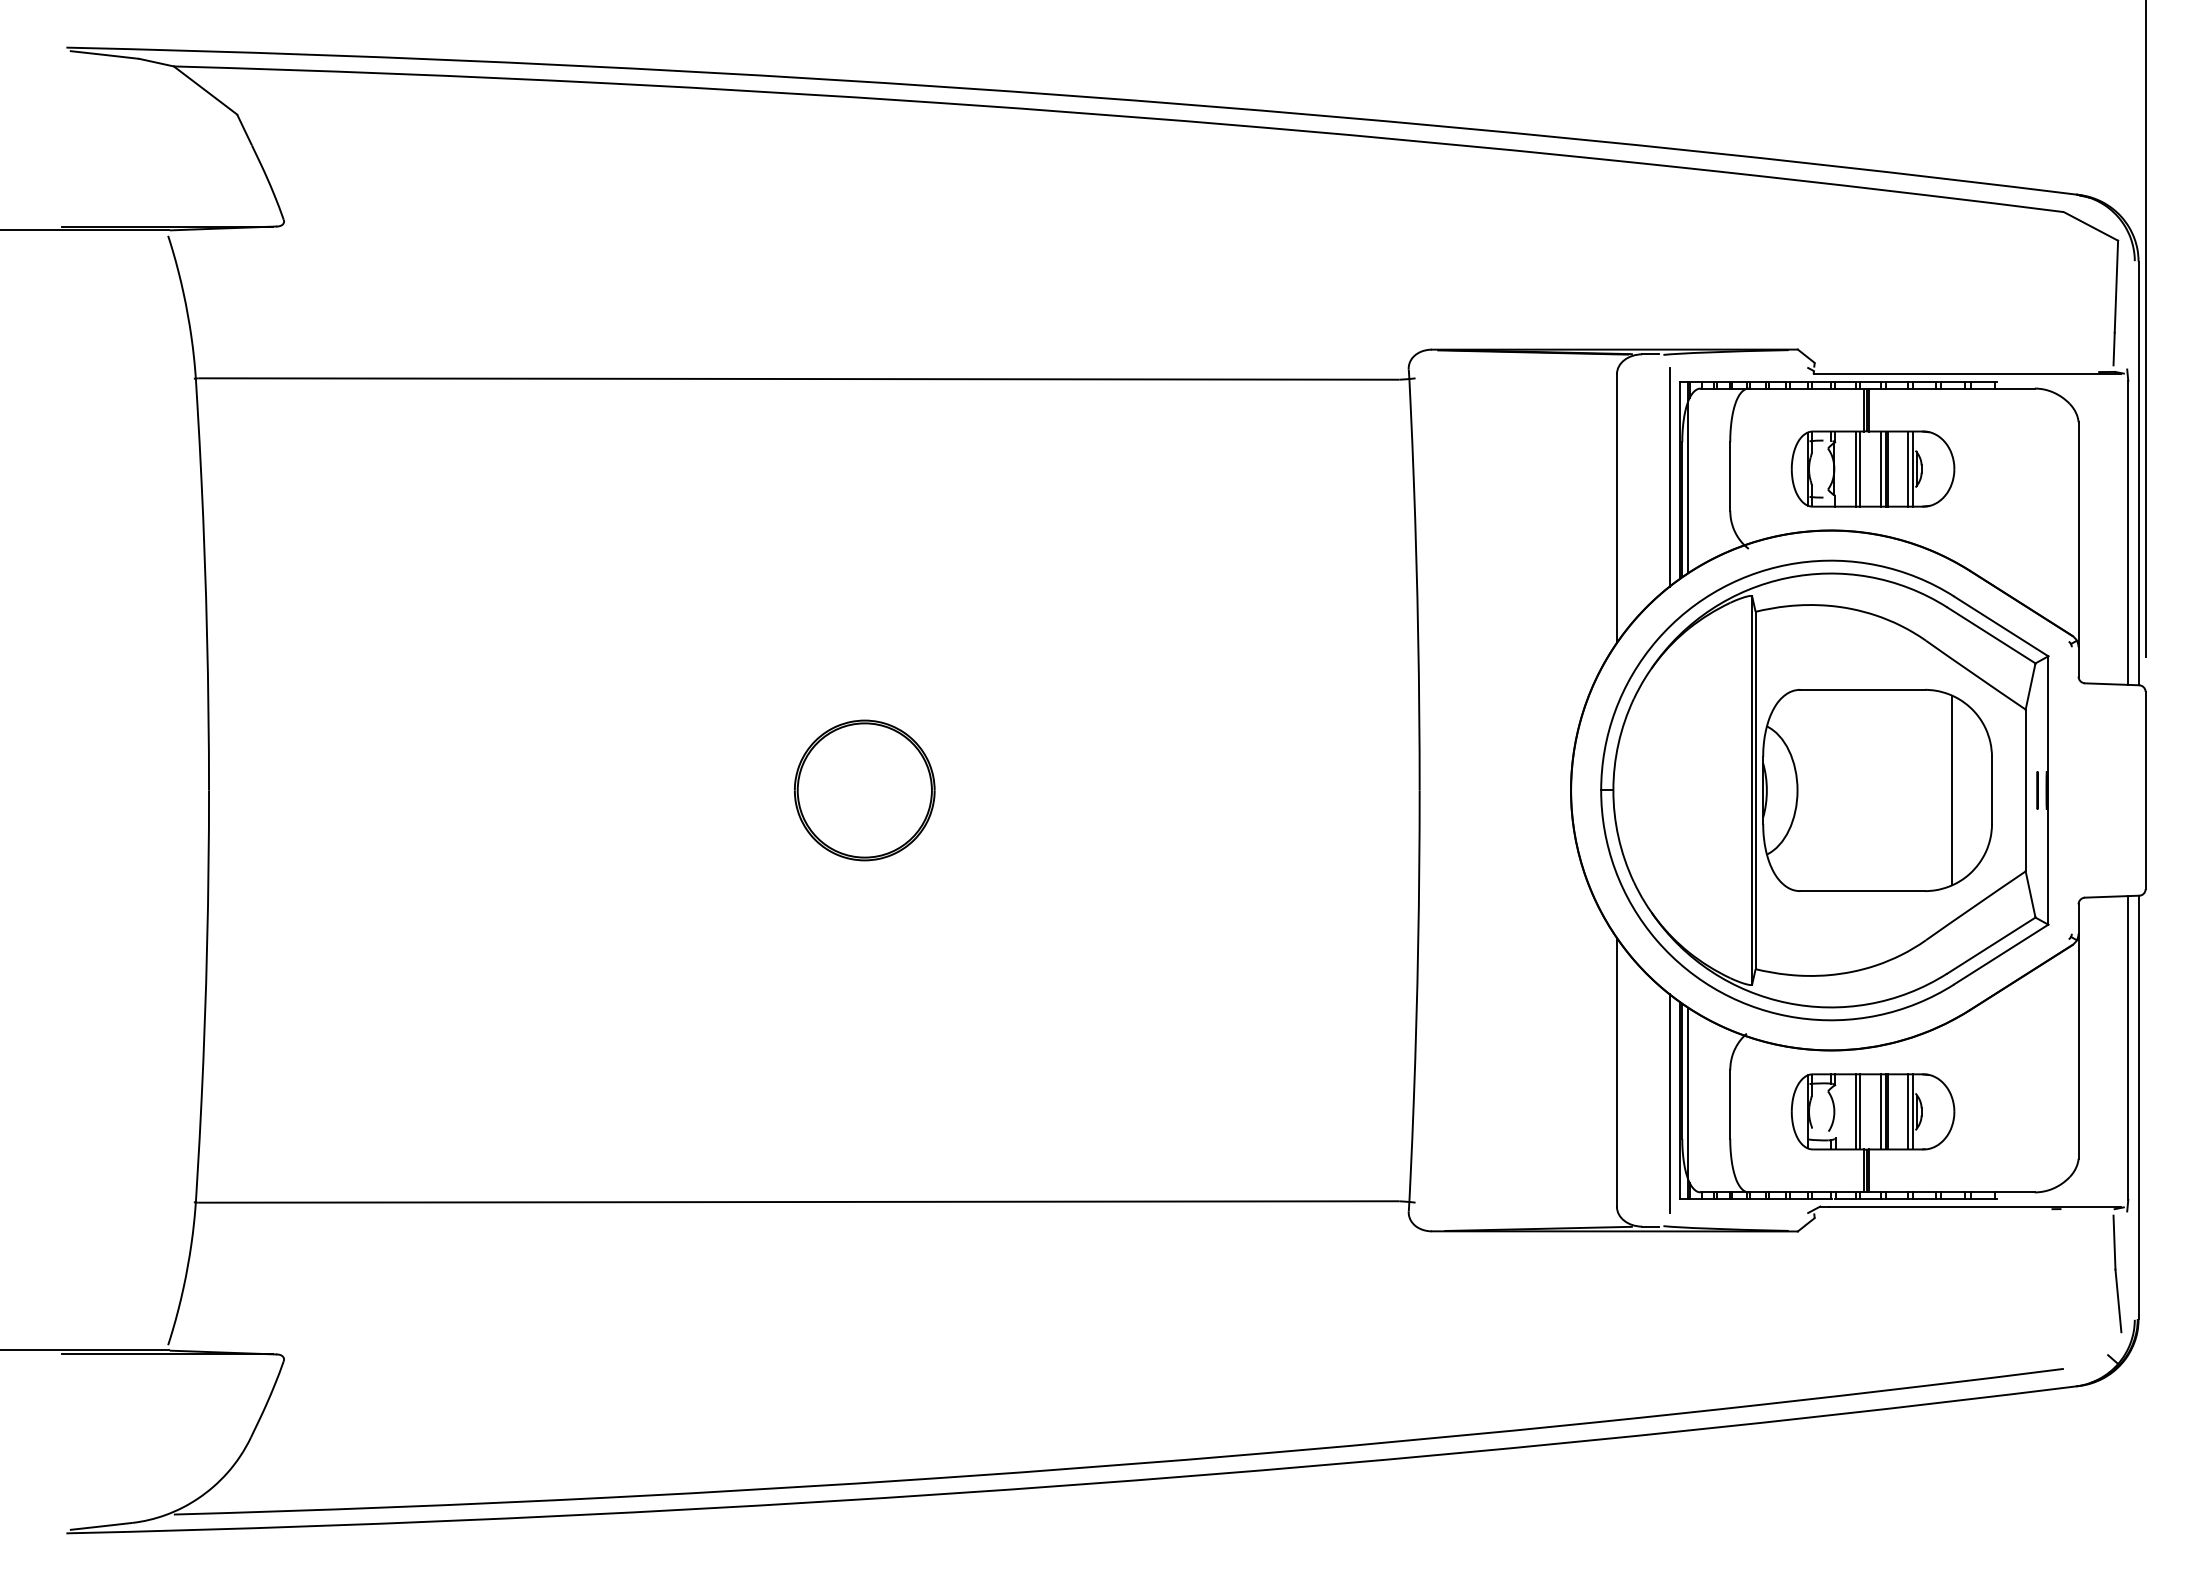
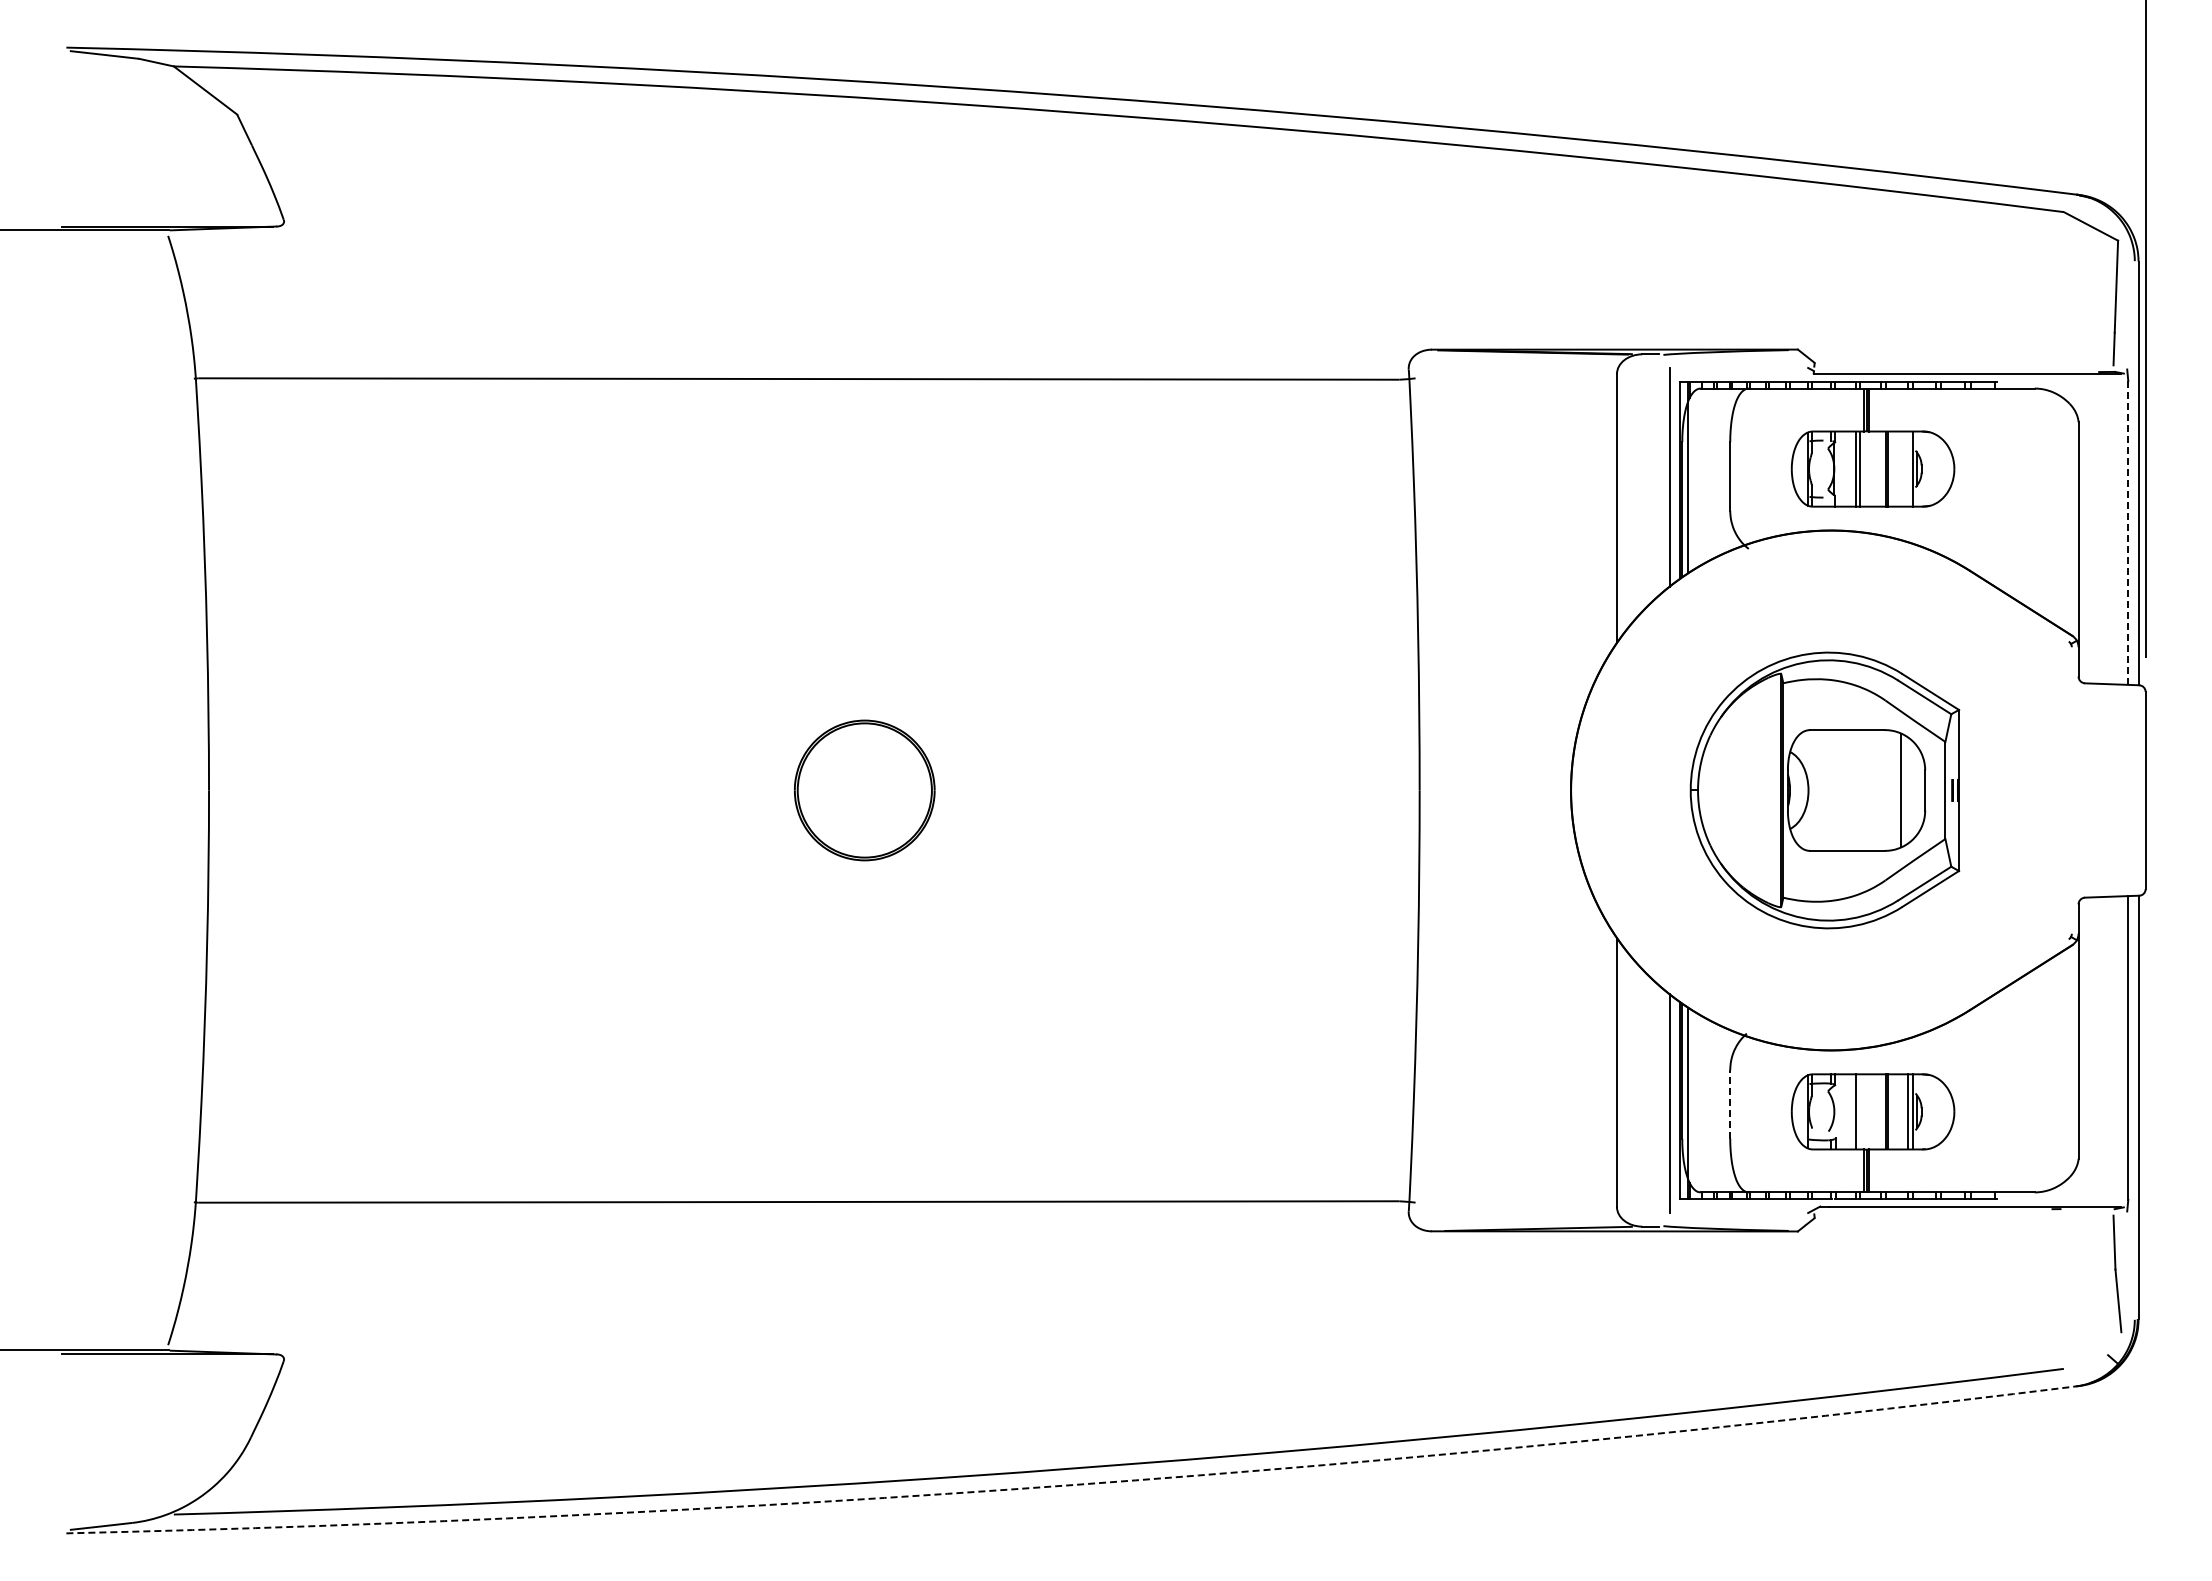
line: present -> none (1881, 468)
line: present -> none (1908, 468)
line: solid -> dashed (2128, 532)
part size: 450x463 px -> 272x279 px (1824, 790)
line: solid -> dashed (1730, 1103)
line: present -> none (1859, 1111)
line: present -> none (1881, 1111)
arc: solid -> dashed (1073, 1485)
